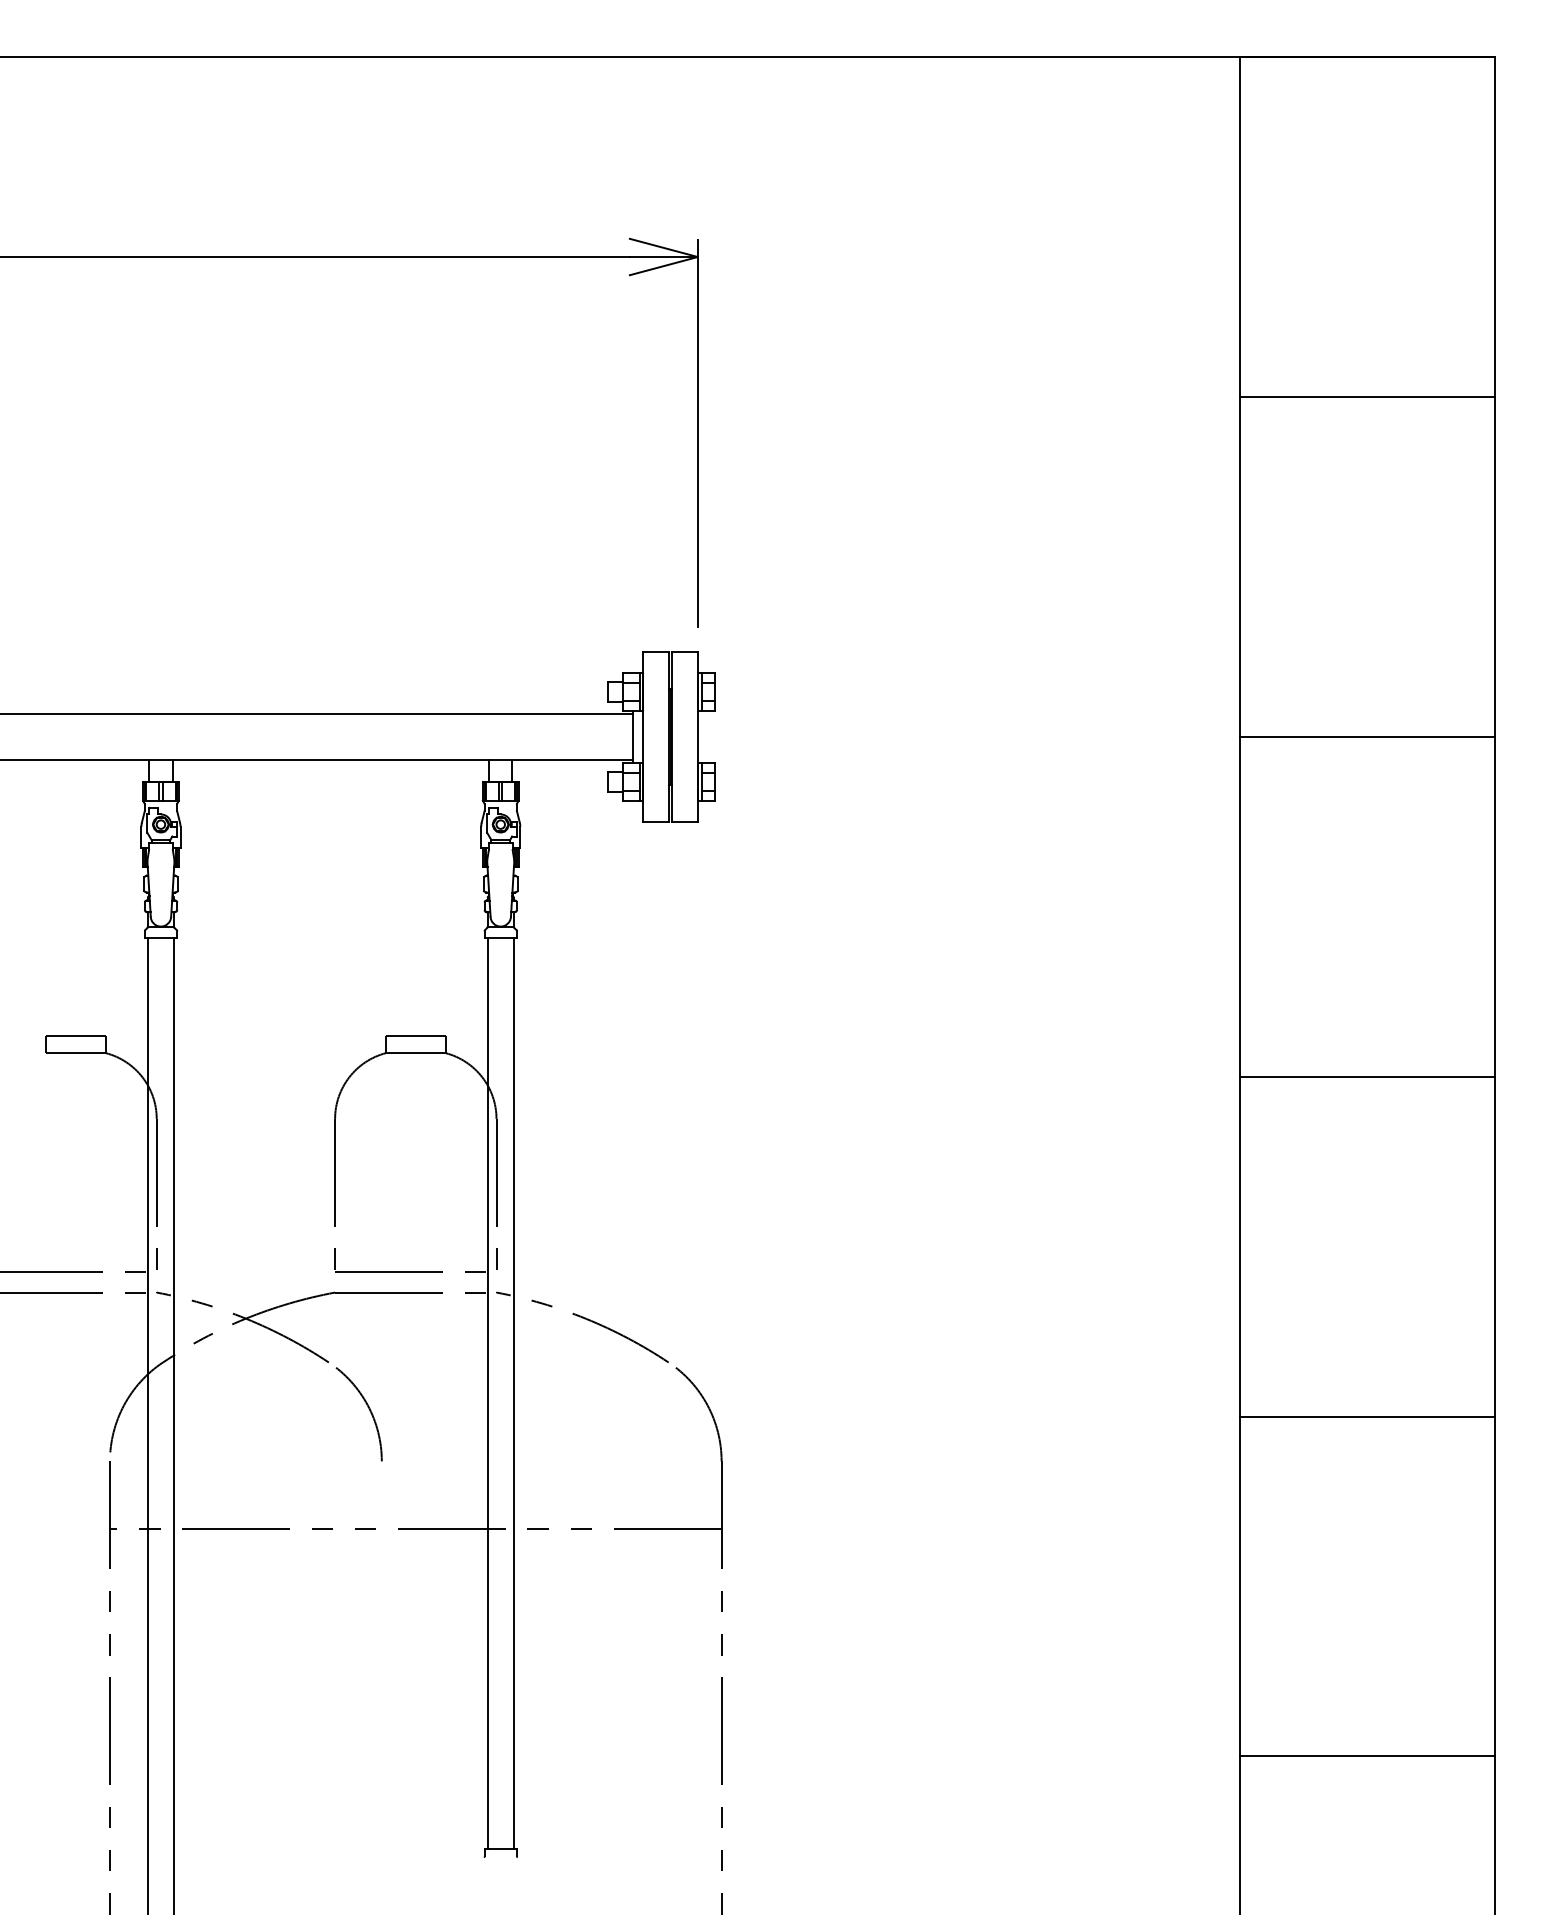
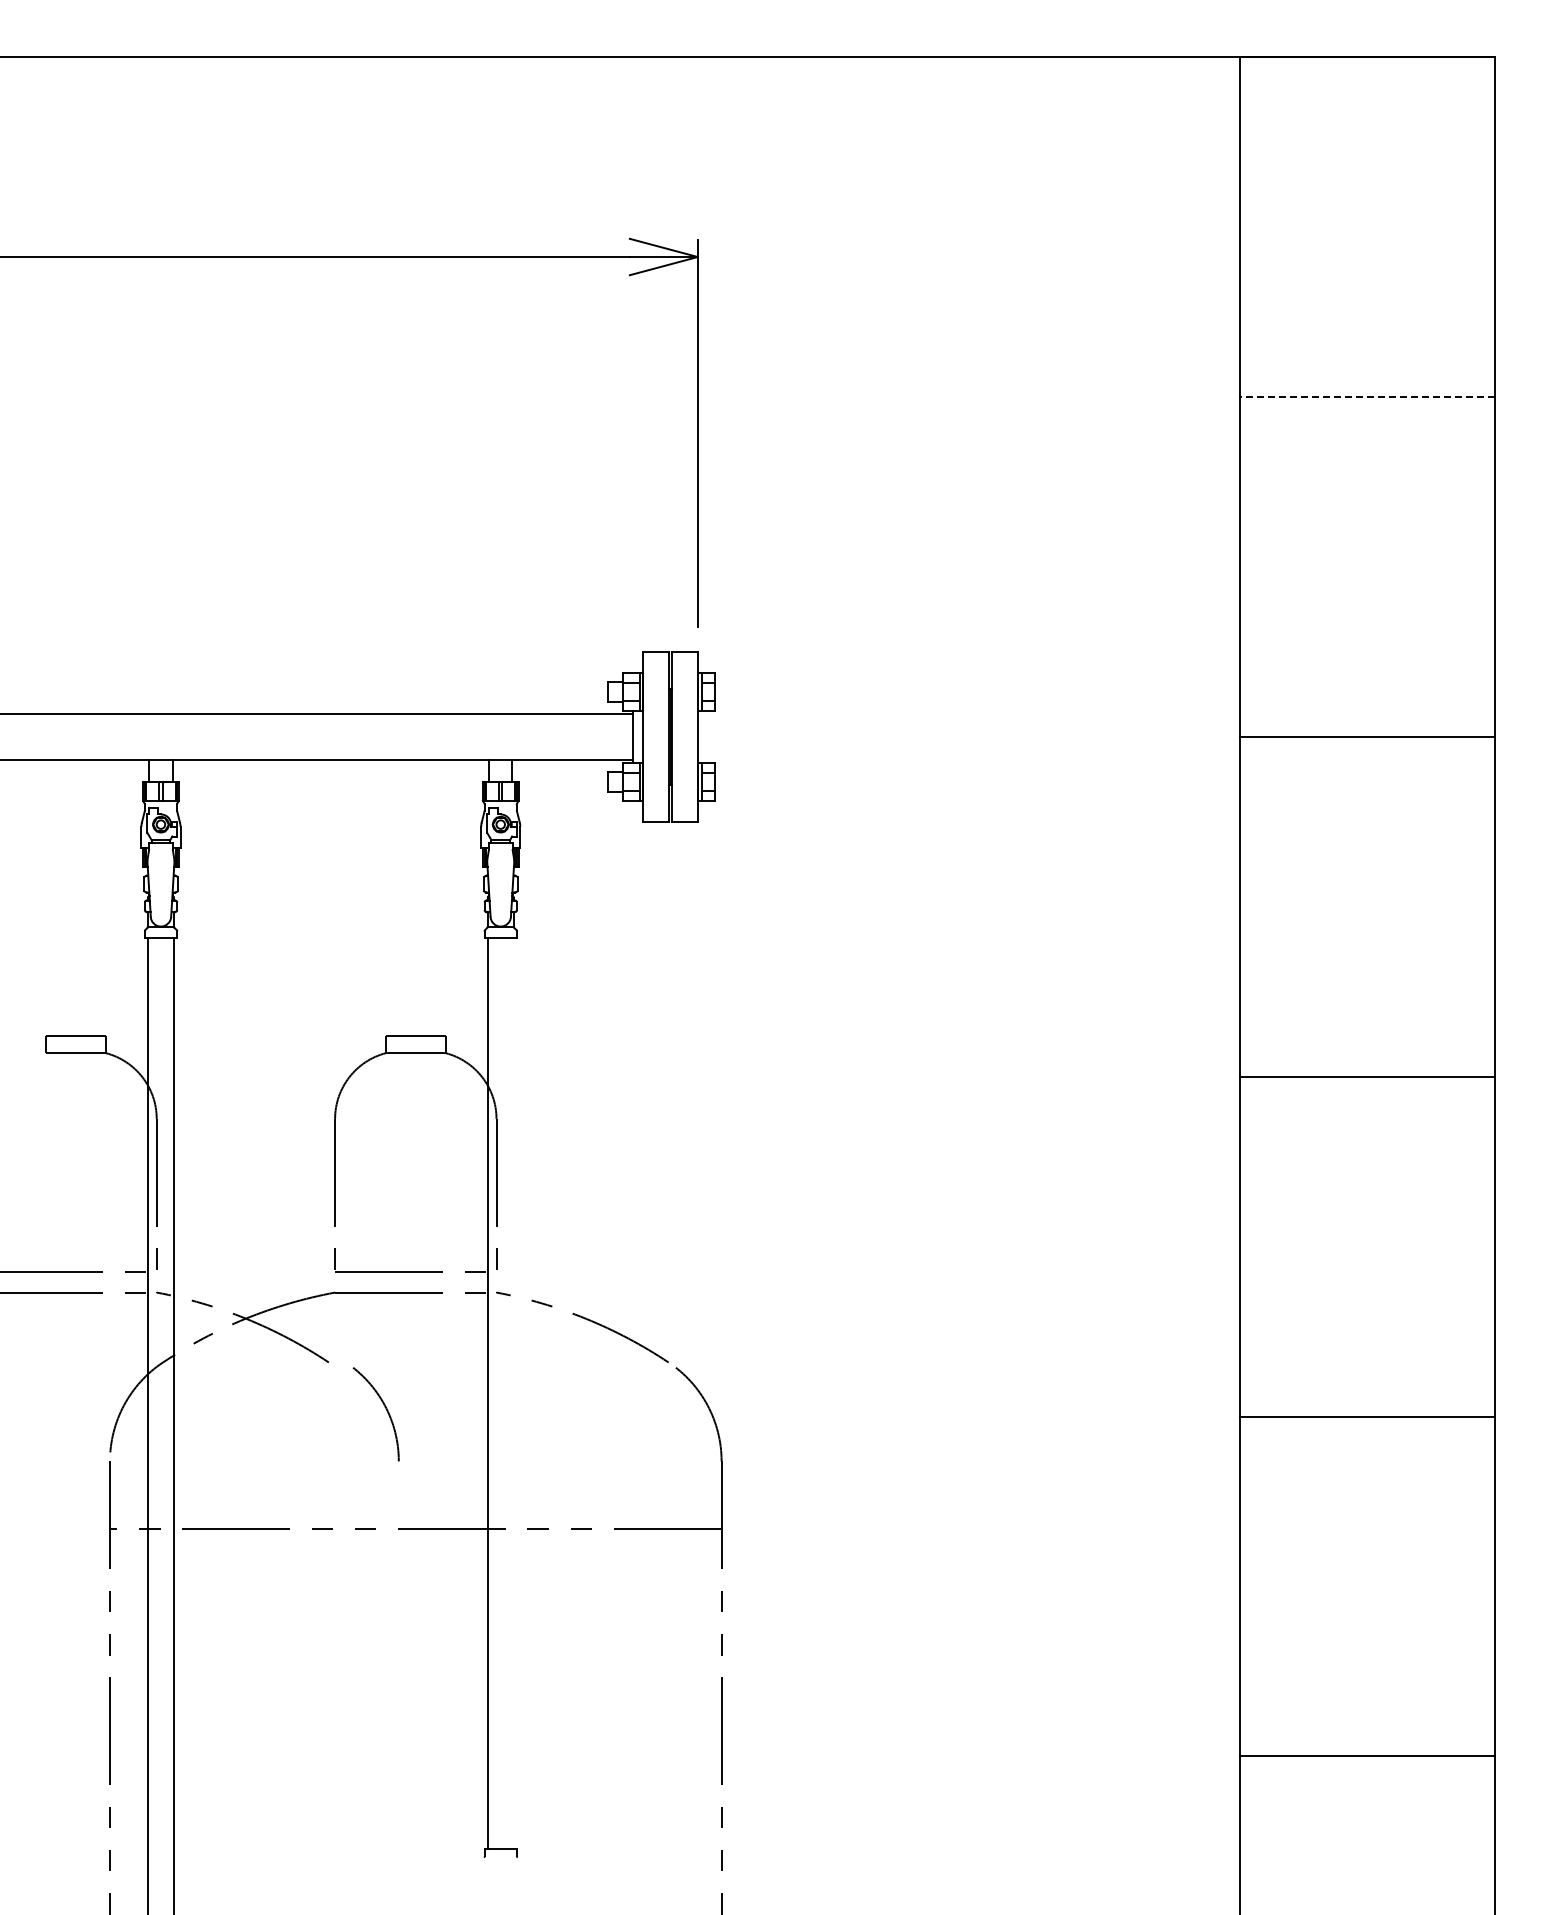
line: solid -> dashed (1366, 397)
line: present -> none (514, 1393)
arc position: (368, 1409) -> (385, 1409) (385, 1409)
